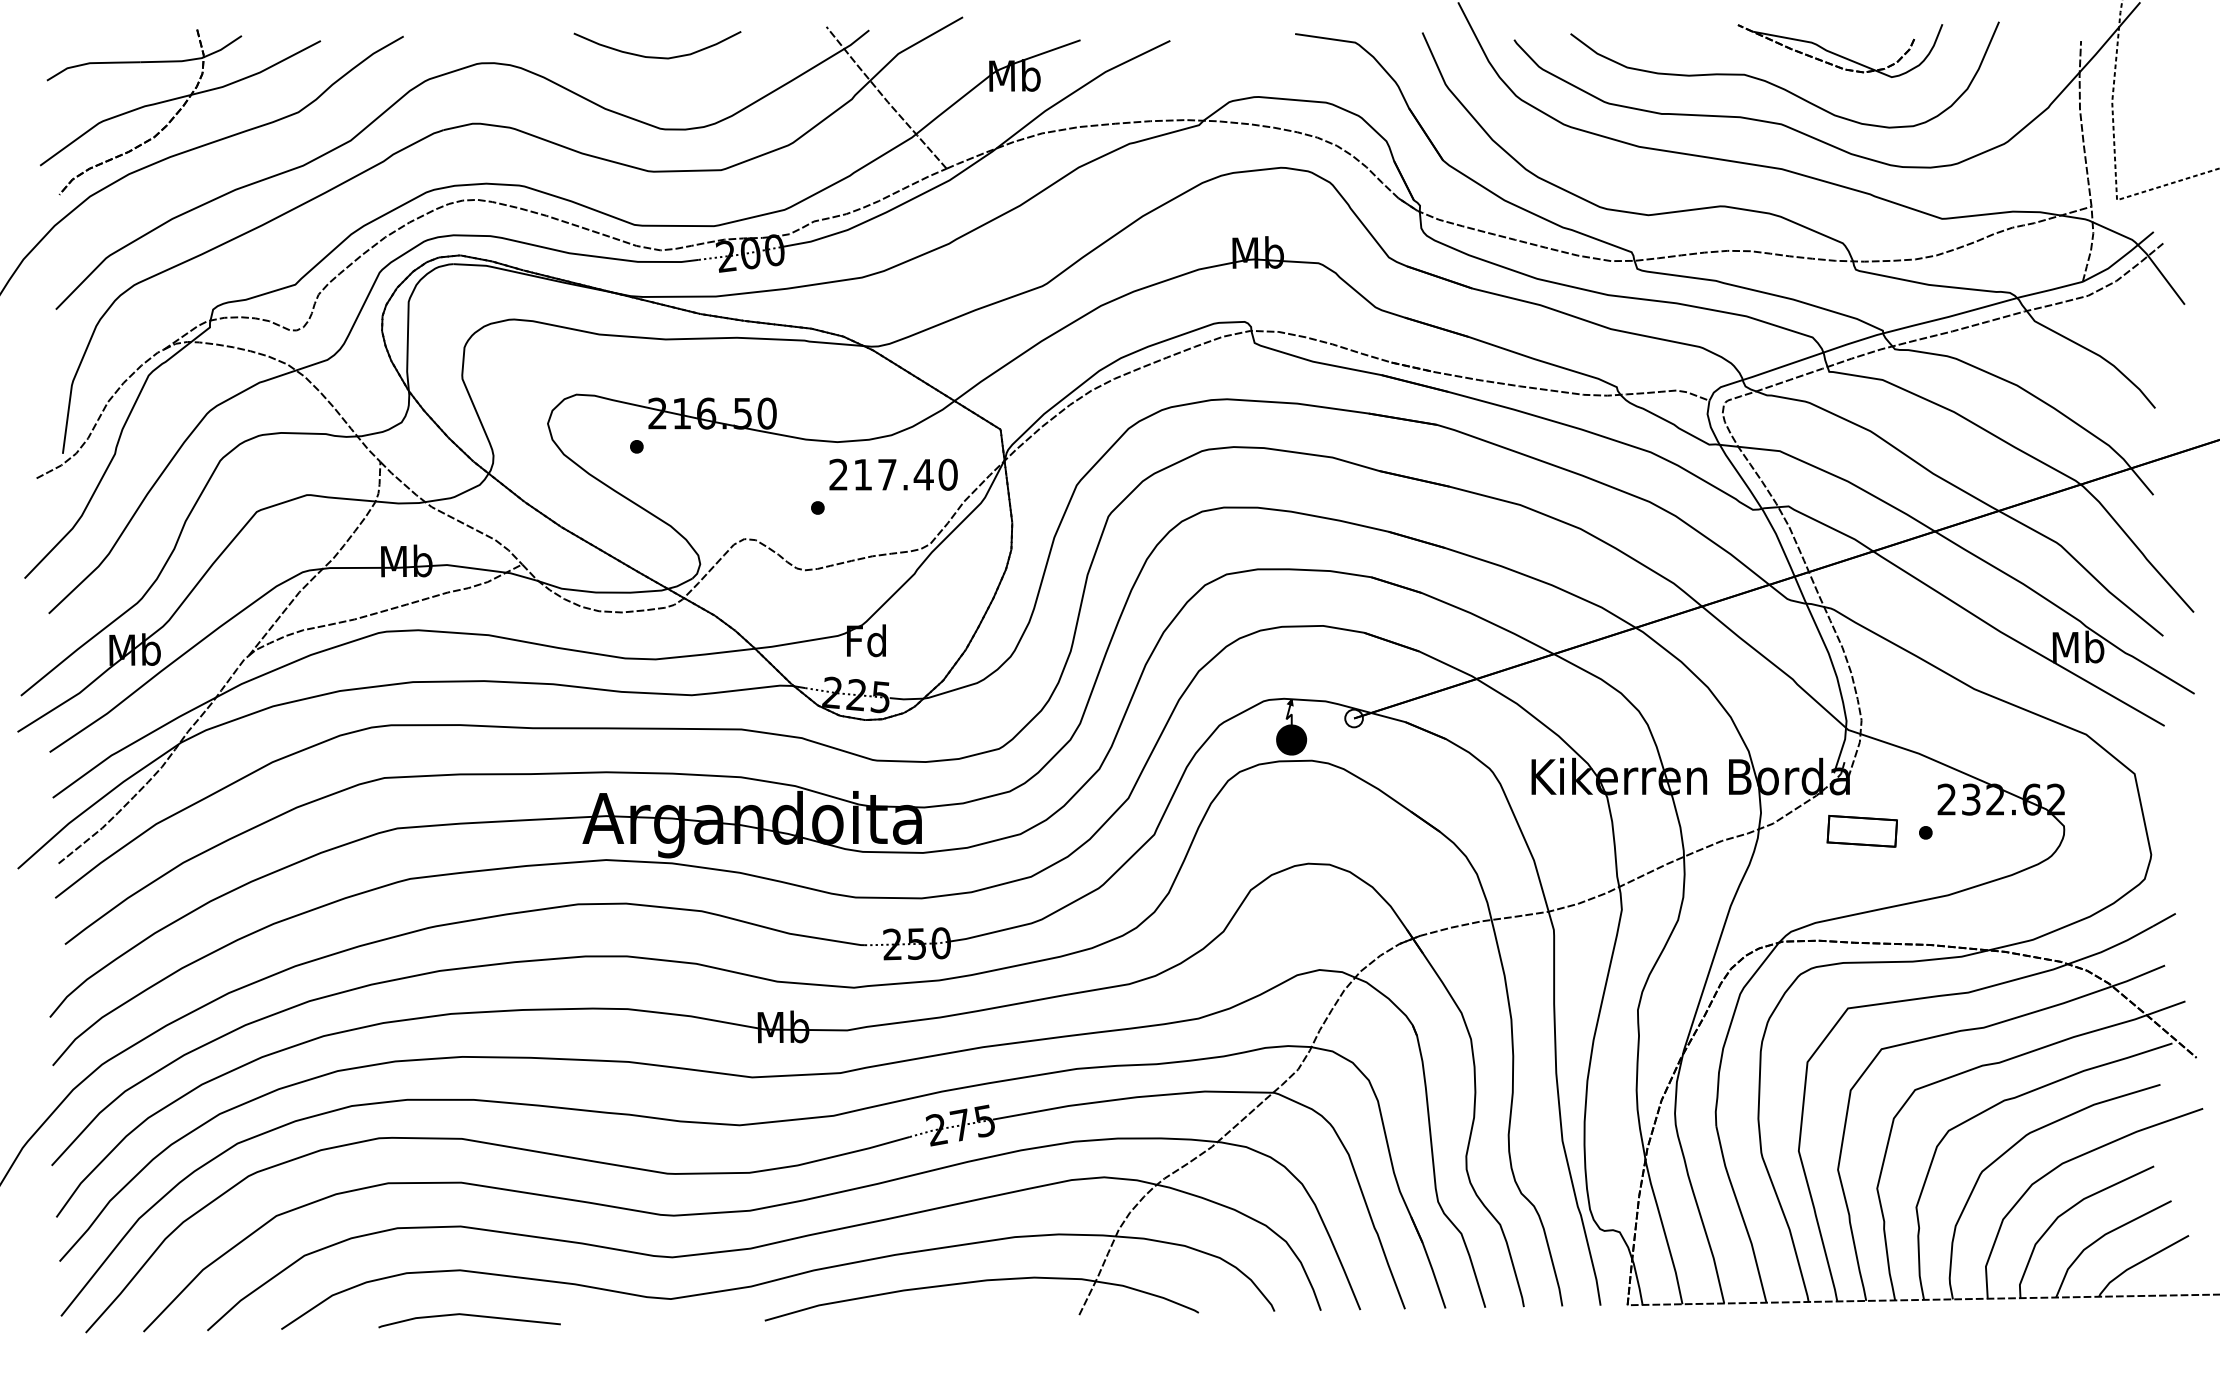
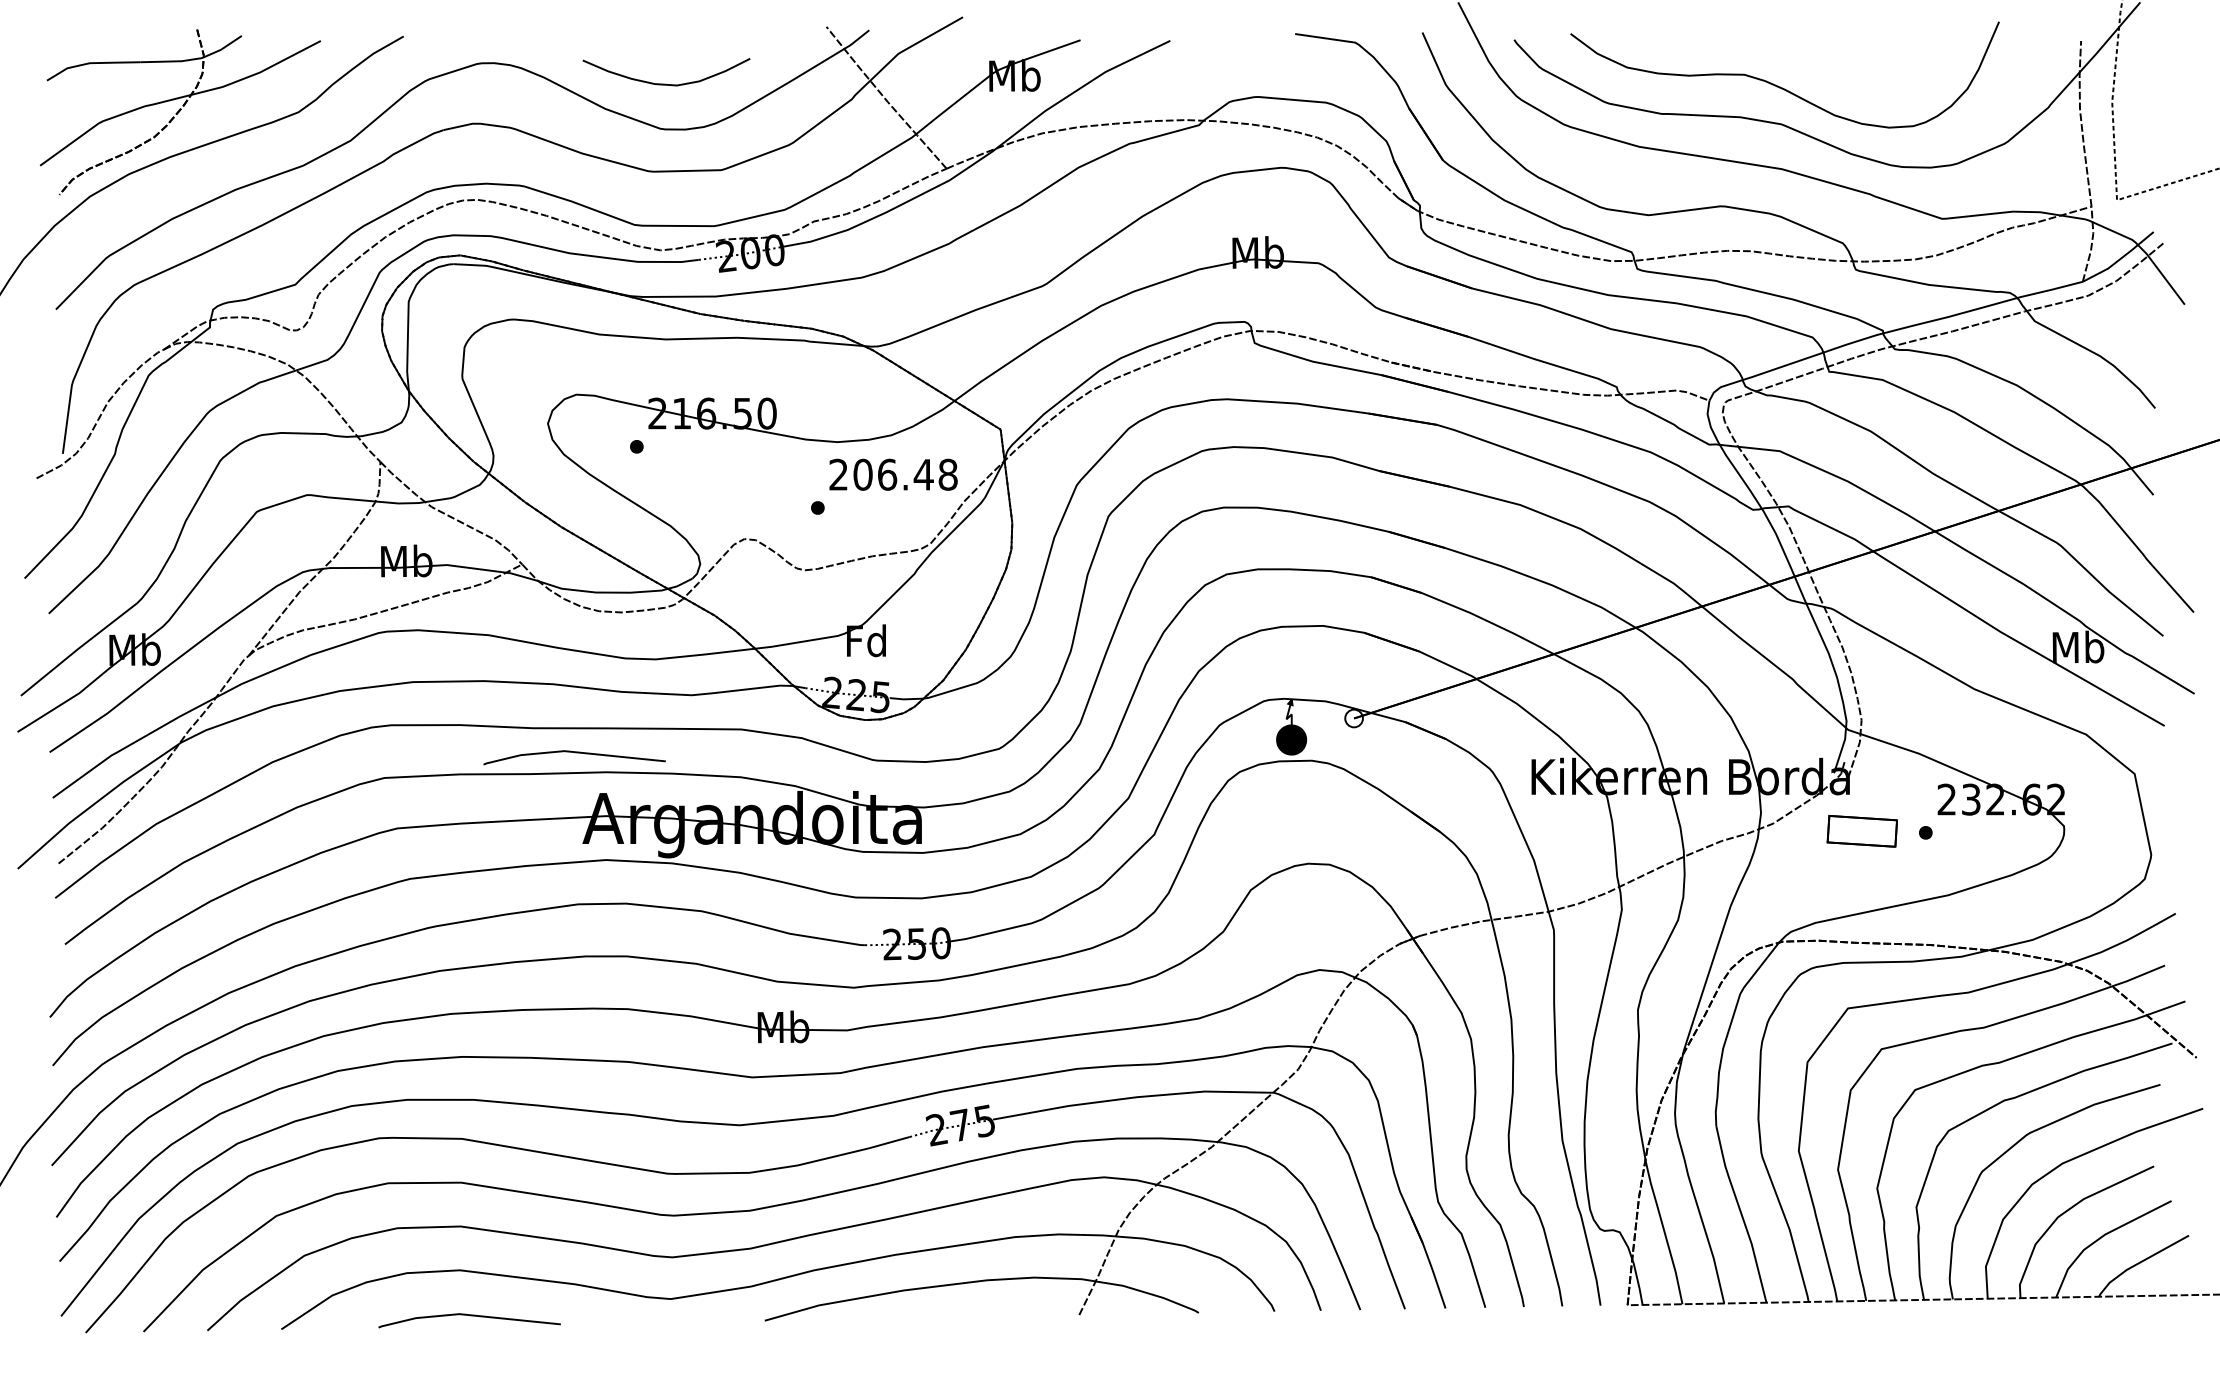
part: present -> none (1840, 50)
curve position: (657, 56) -> (666, 83) (666, 83)
text: 217.40 -> 206.48 (905, 474)
line: none -> present (575, 753)
